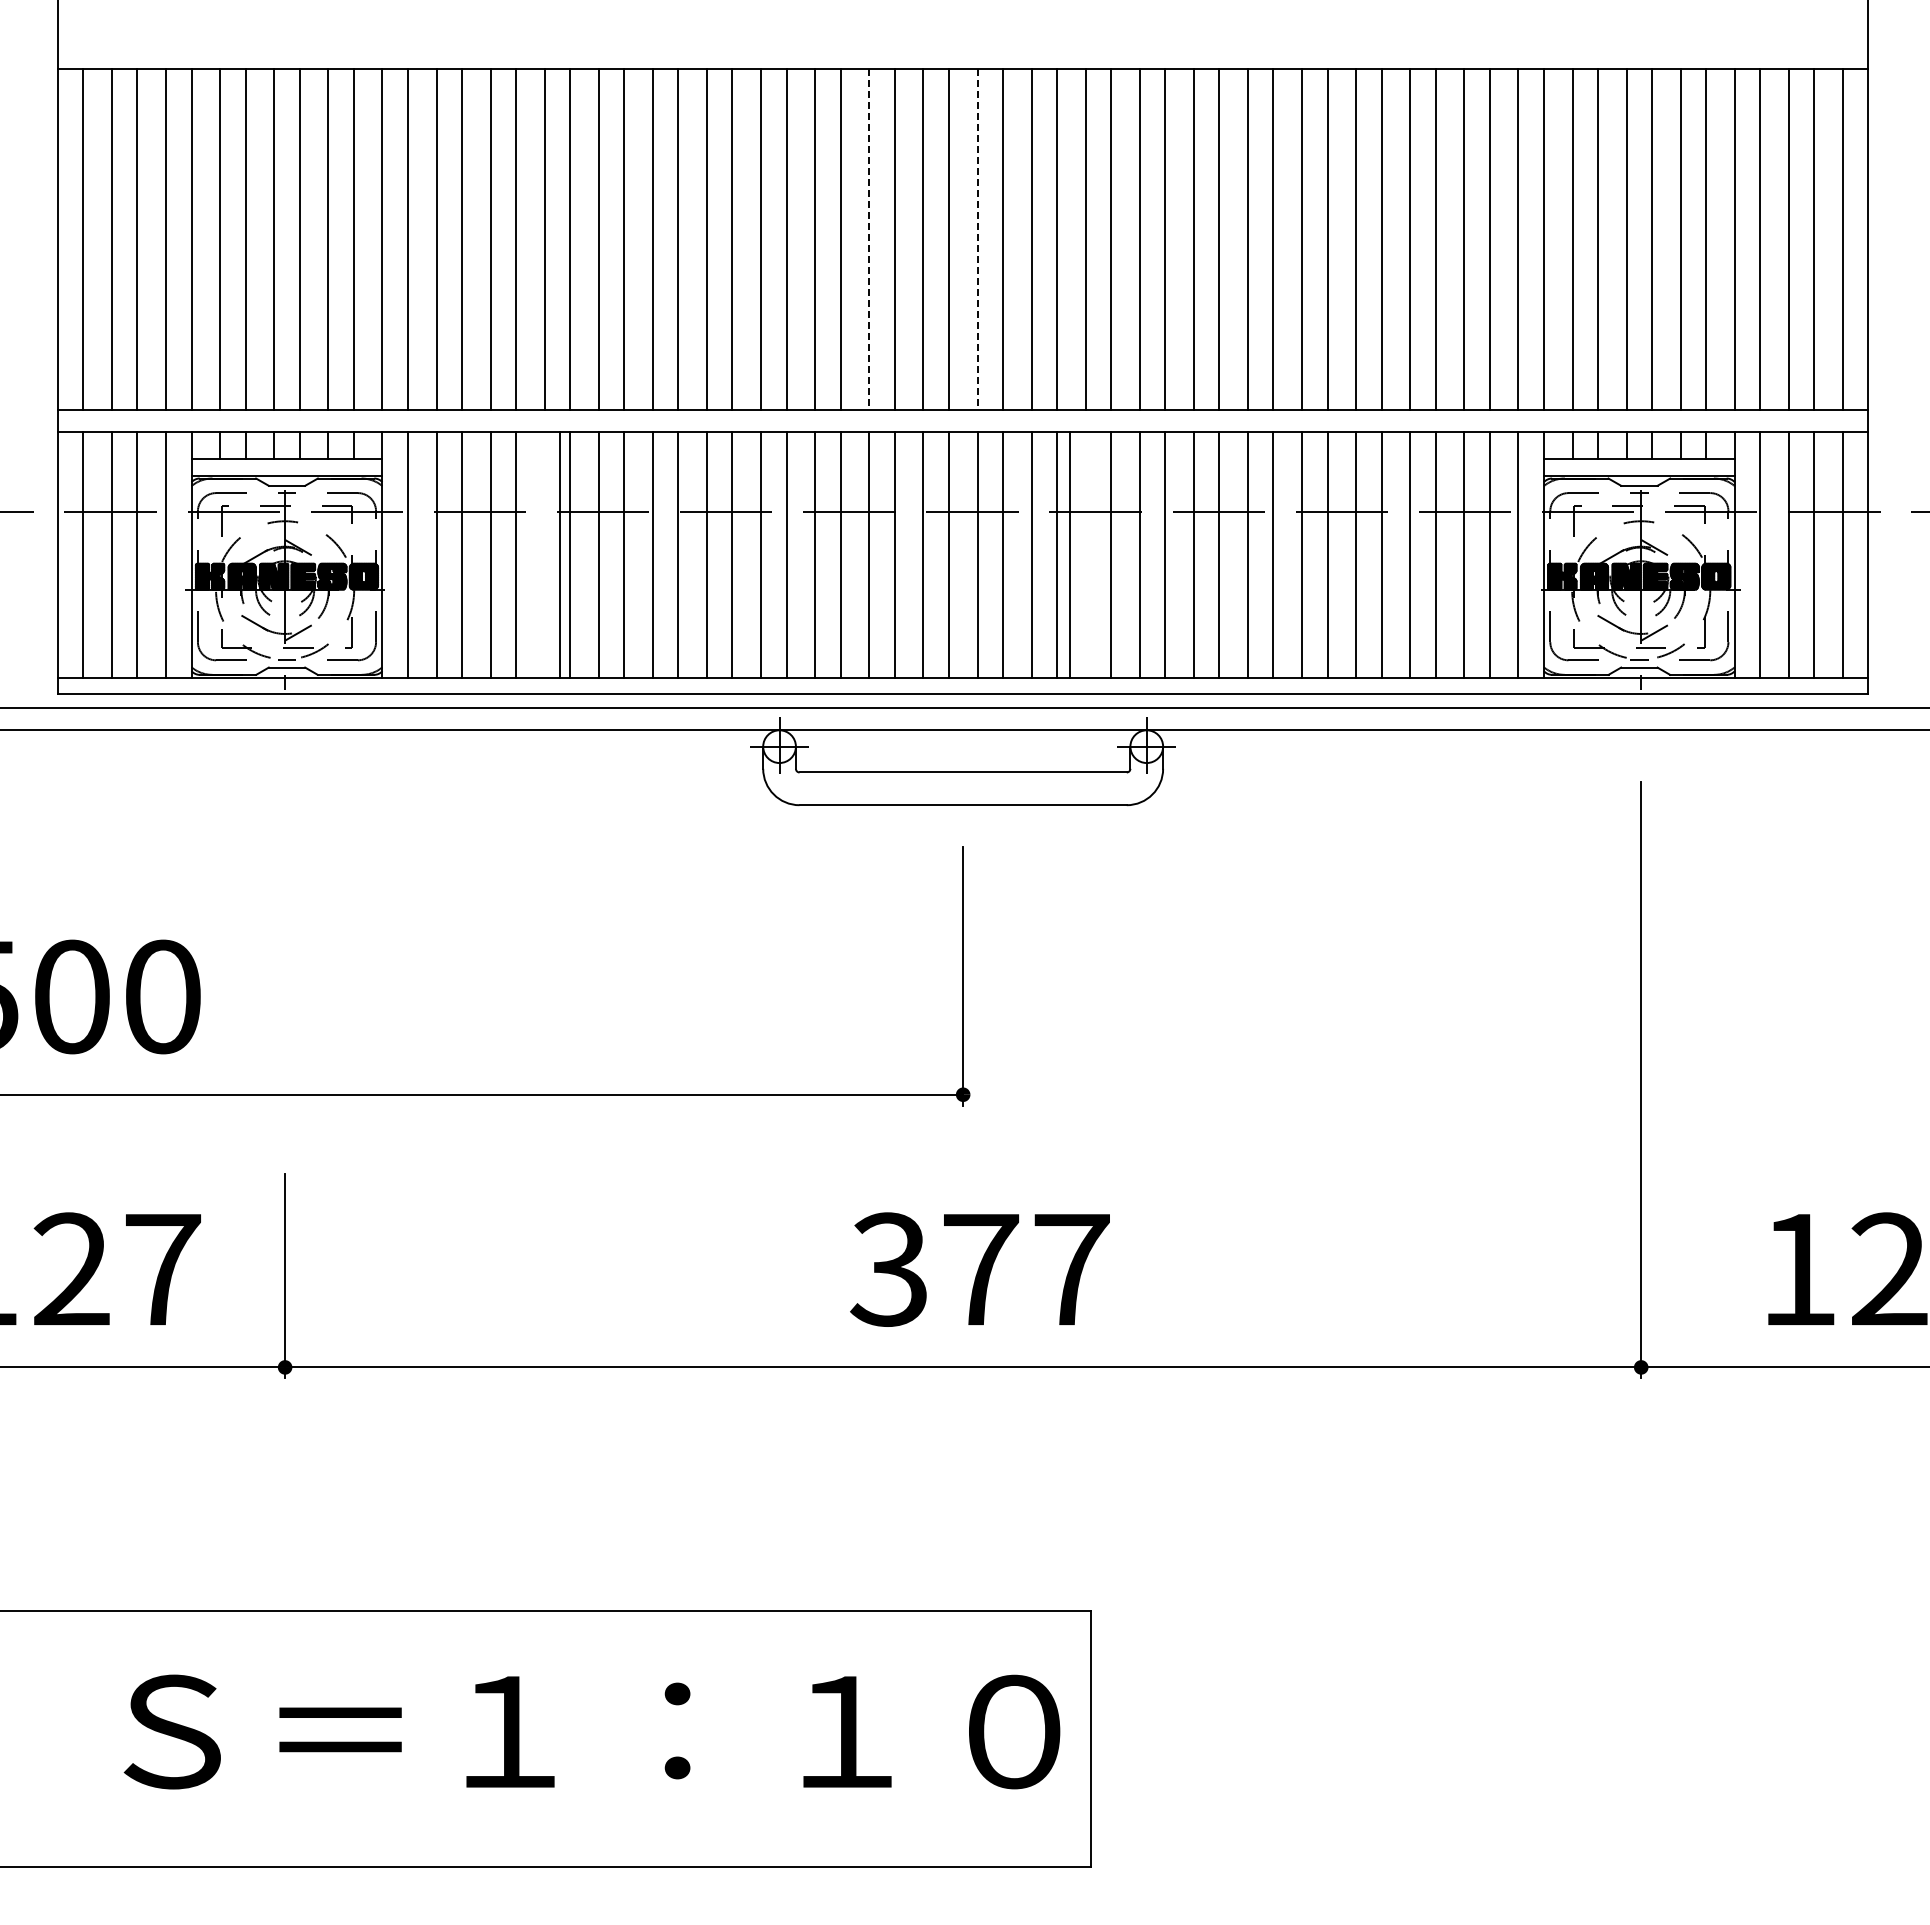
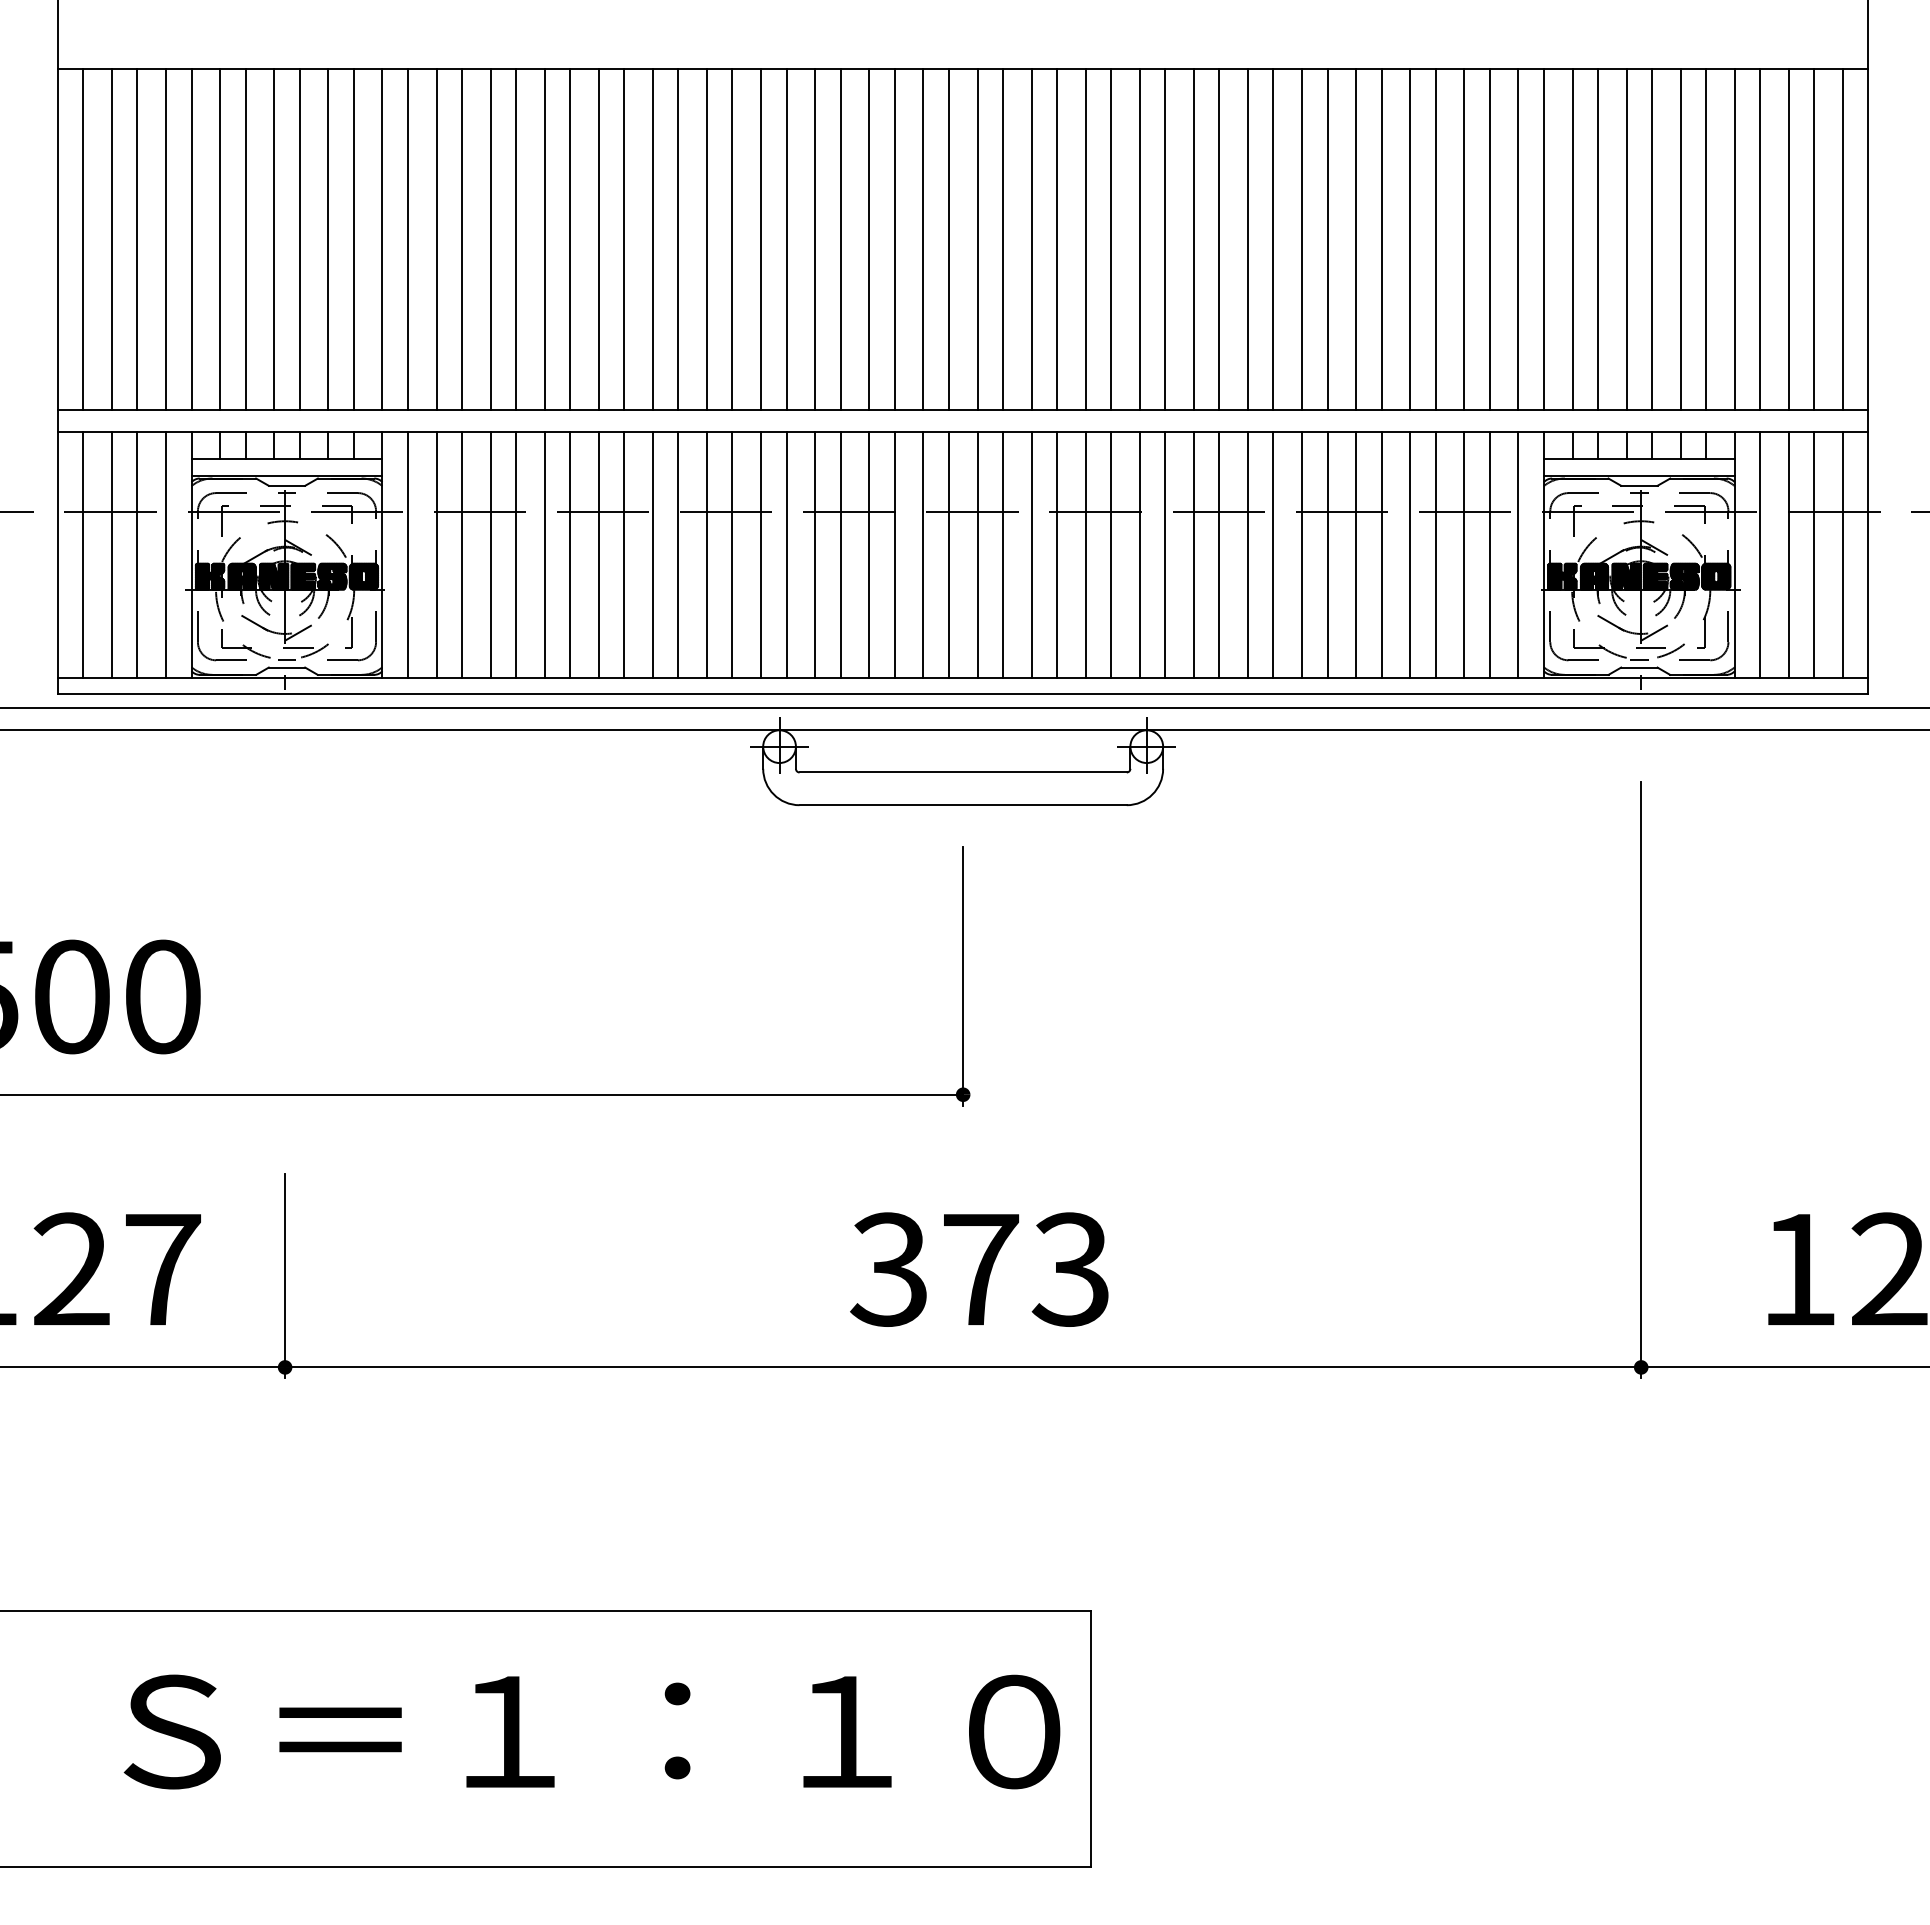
line: dashed -> solid (869, 239)
line: dashed -> solid (977, 239)
line position: (559, 554) -> (544, 554) (544, 554)
line position: (1069, 554) -> (1085, 554) (1085, 554)
text: 377 -> 373 (1070, 1269)
